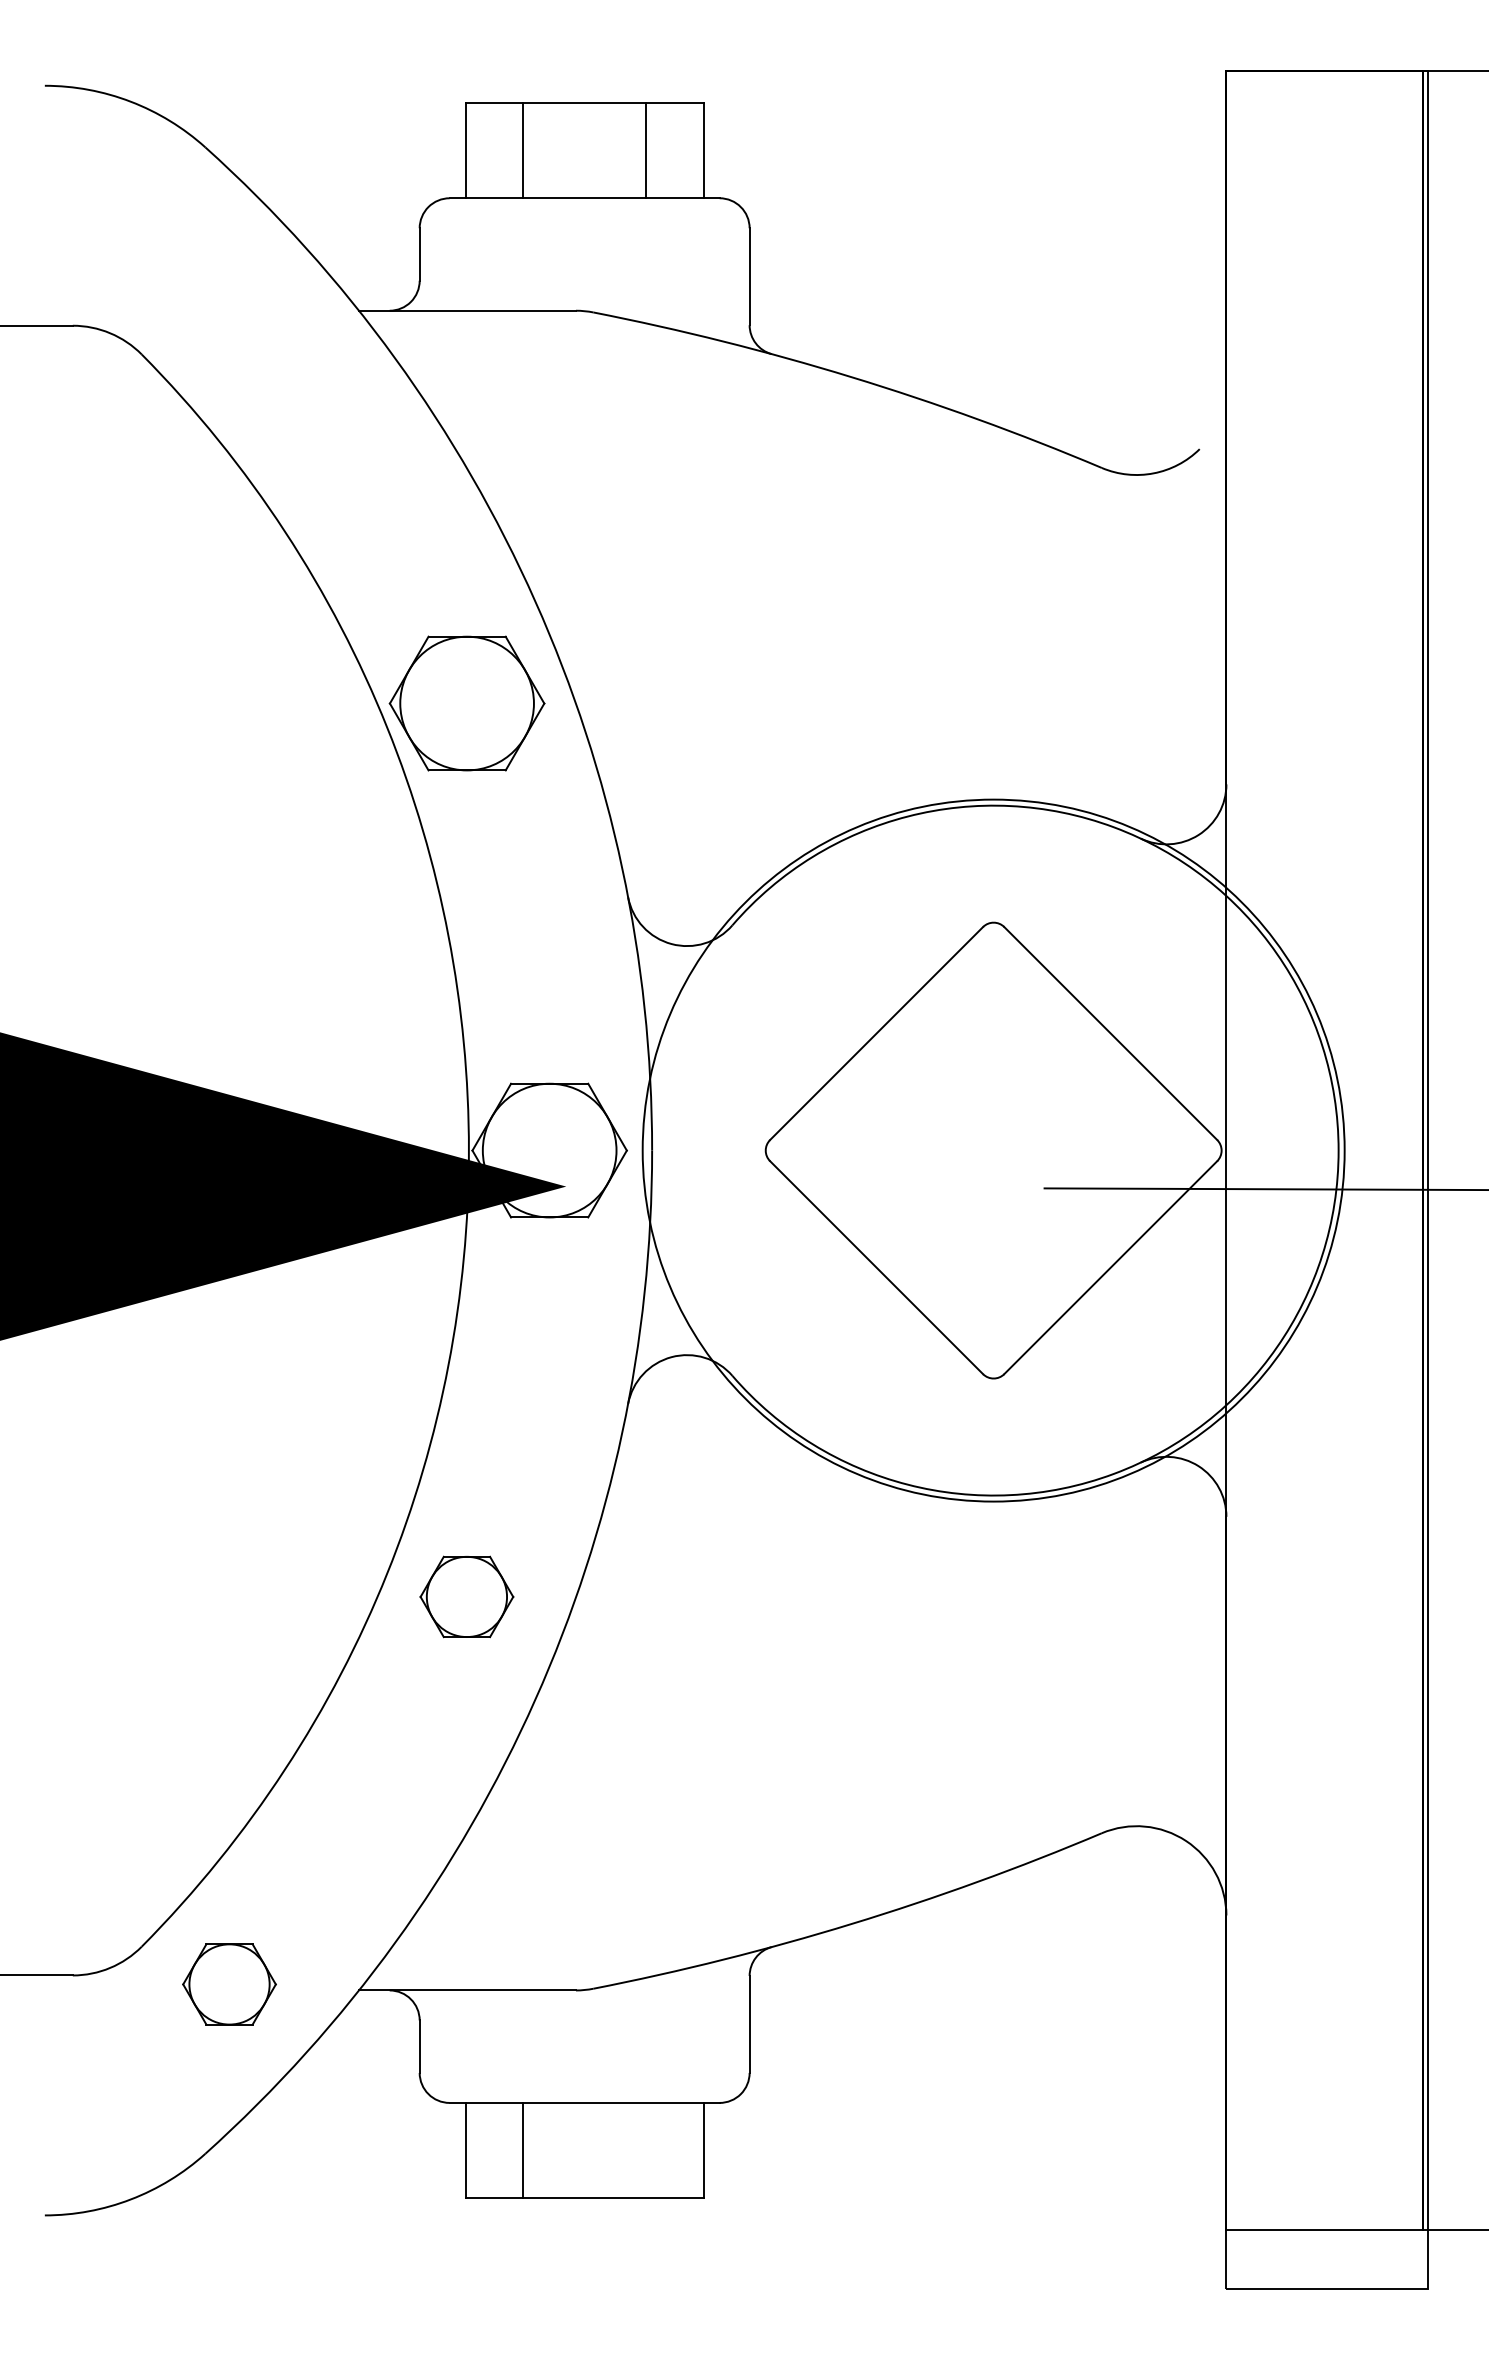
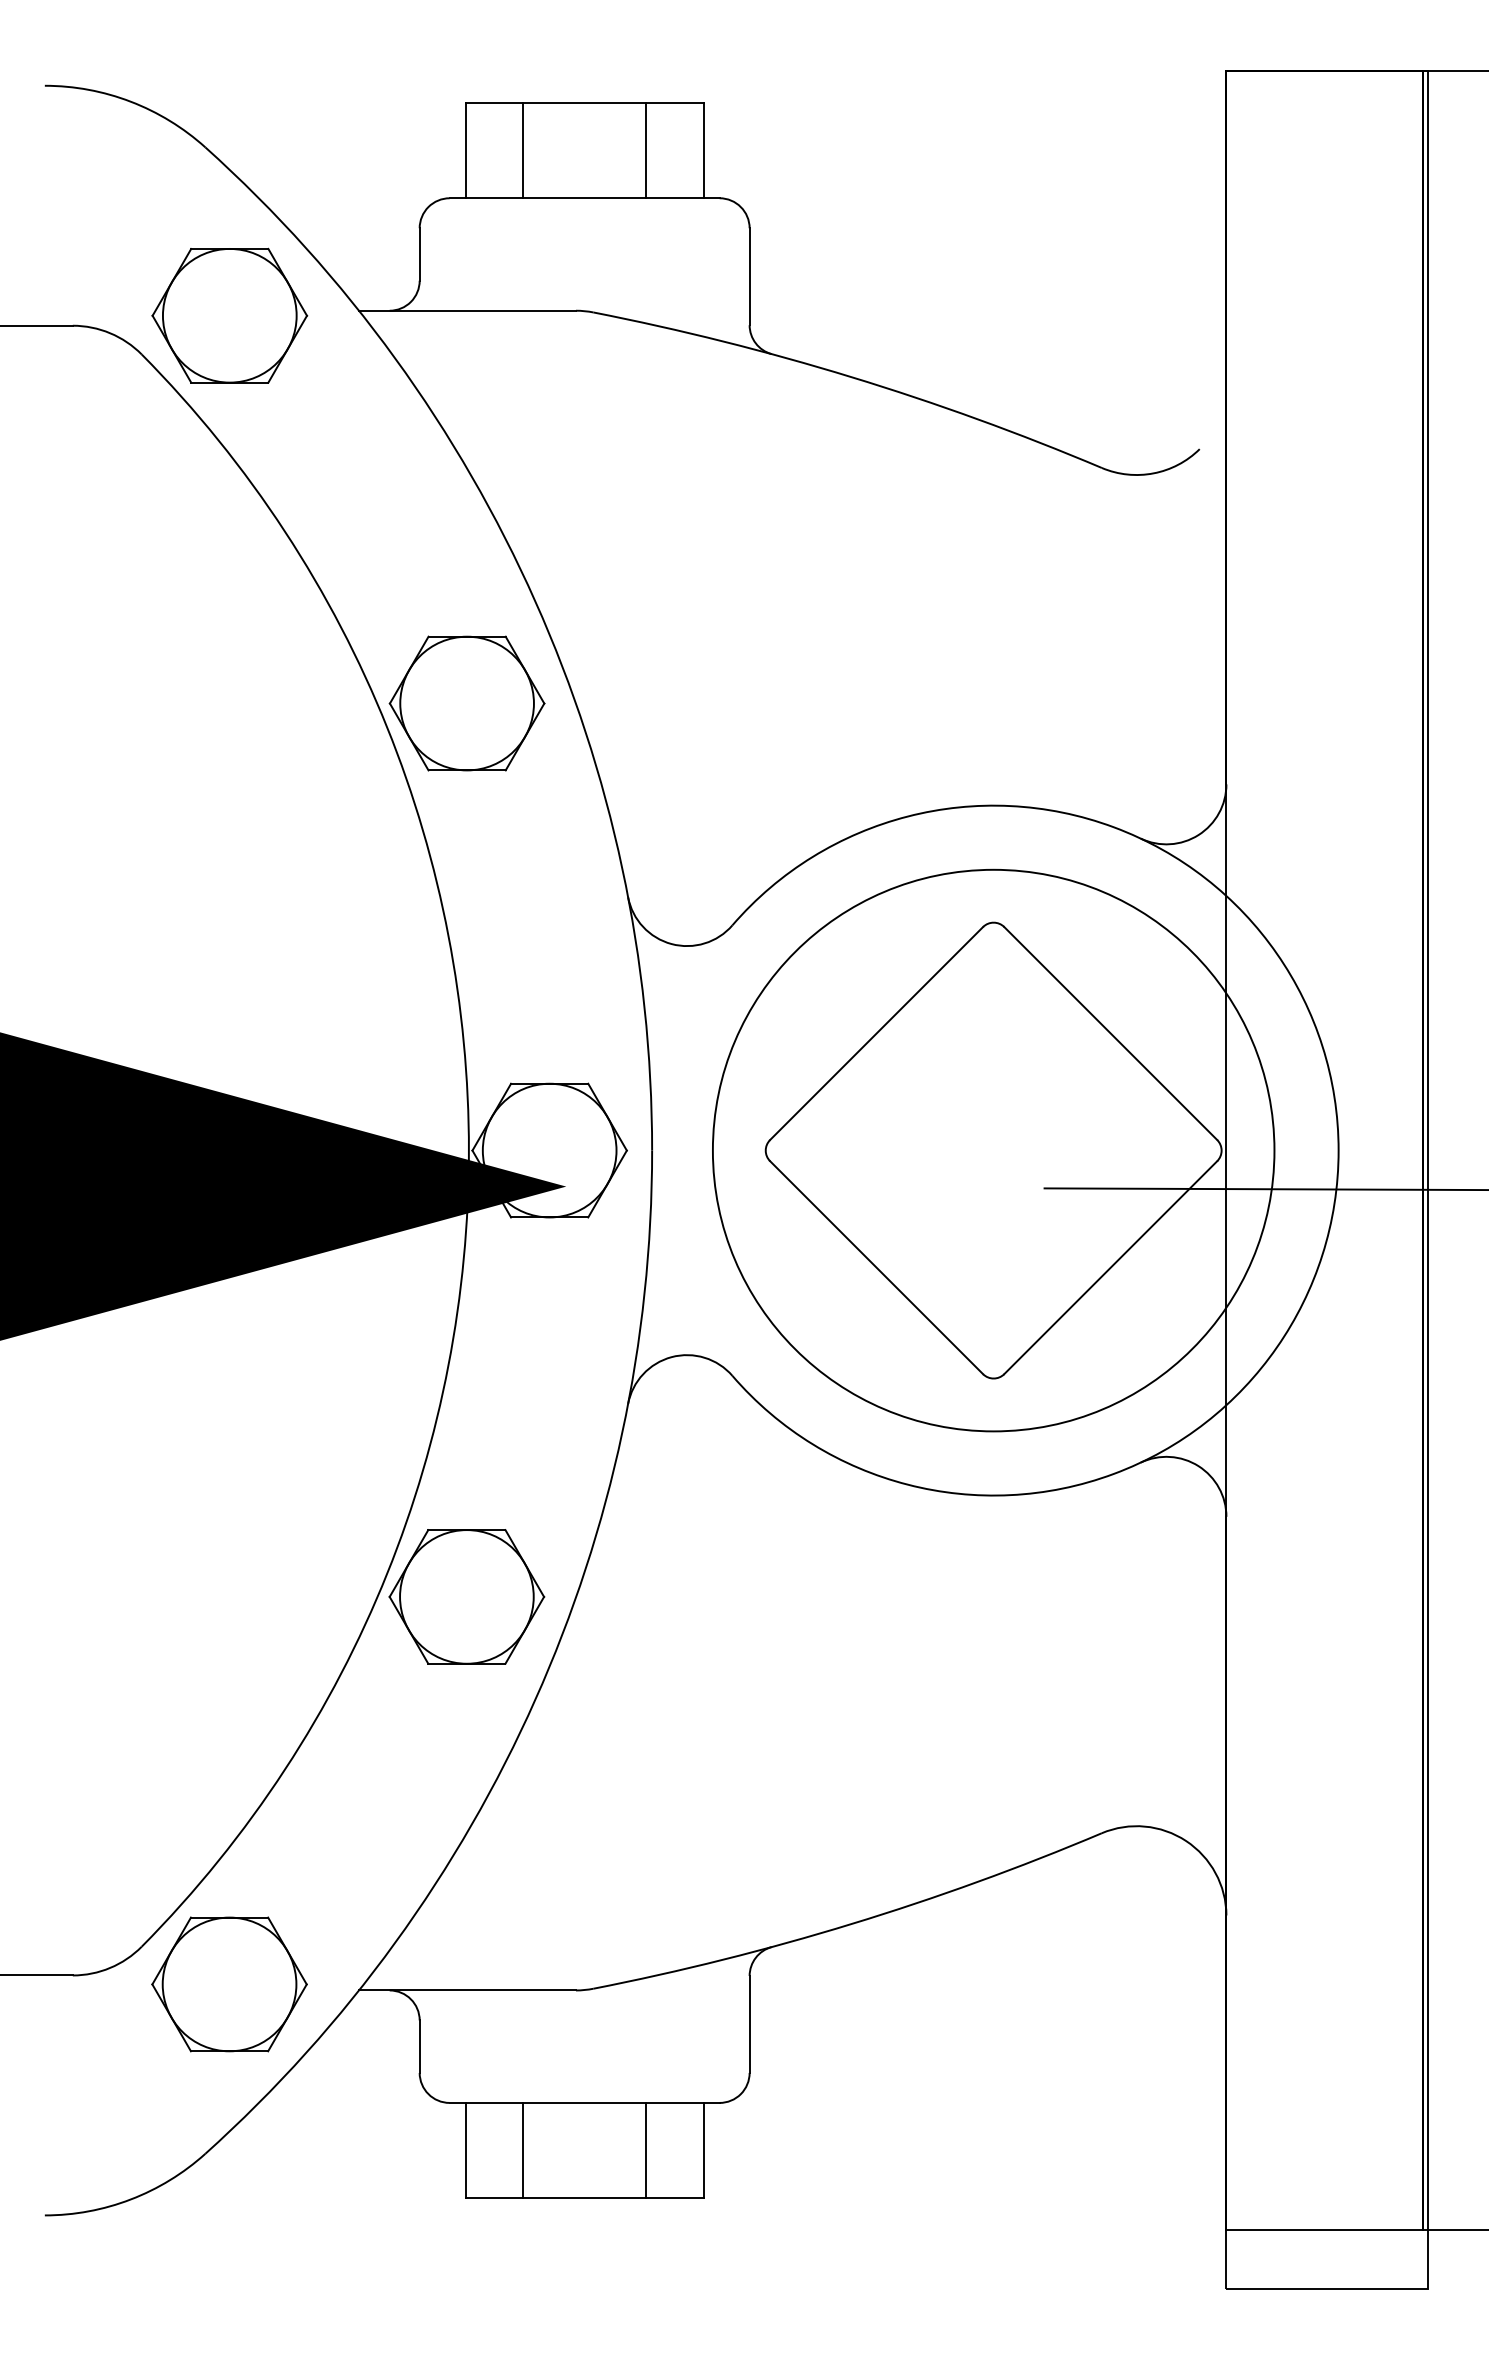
part: none -> present (229, 315)
circle diameter: 702 px -> 562 px (993, 1150)
part size: 96x84 px -> 158x136 px (466, 1596)
part size: 95x83 px -> 157x137 px (229, 1984)
line: none -> present (645, 2150)
